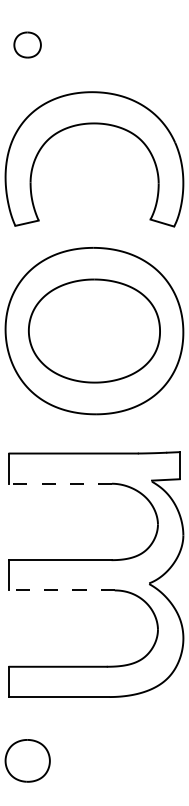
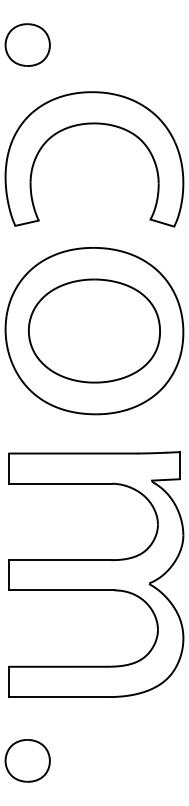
part size: 29x28 px -> 47x44 px (27, 44)
line: dashed -> solid (60, 483)
line: dashed -> solid (62, 590)
